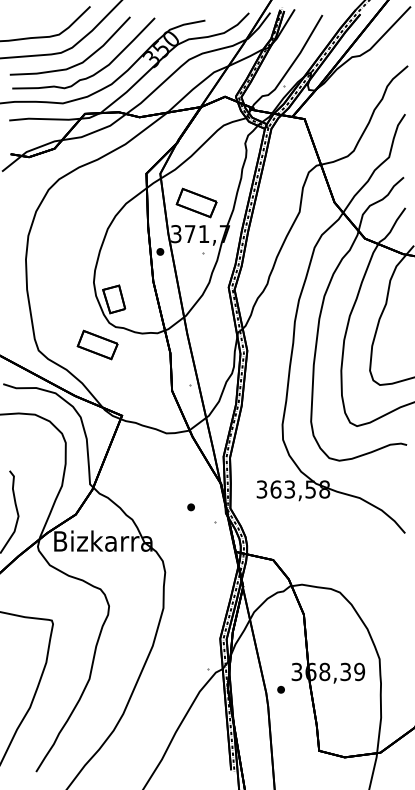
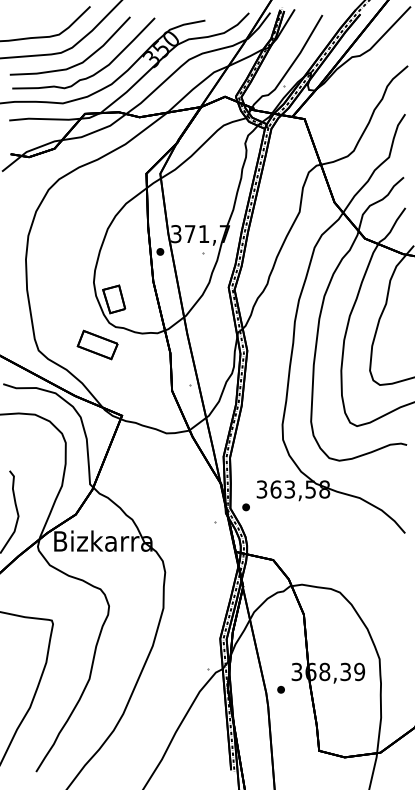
part: present -> none (196, 202)
part position: (190, 507) -> (245, 507) (245, 507)
